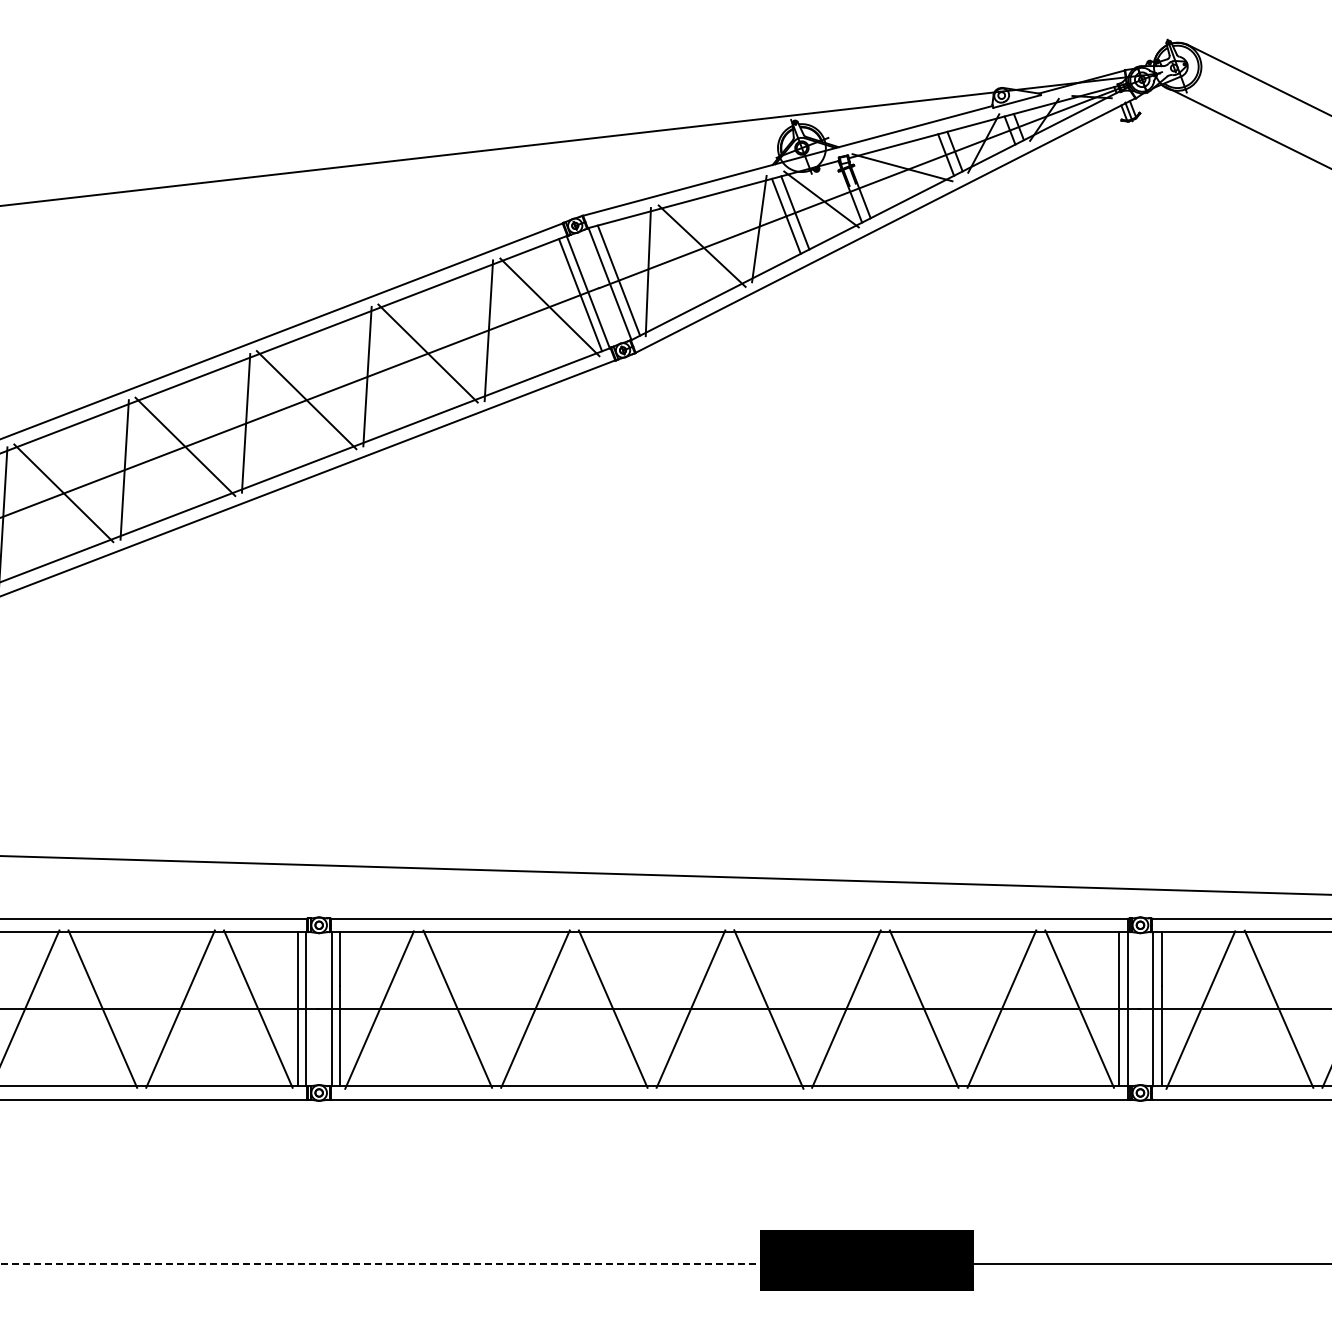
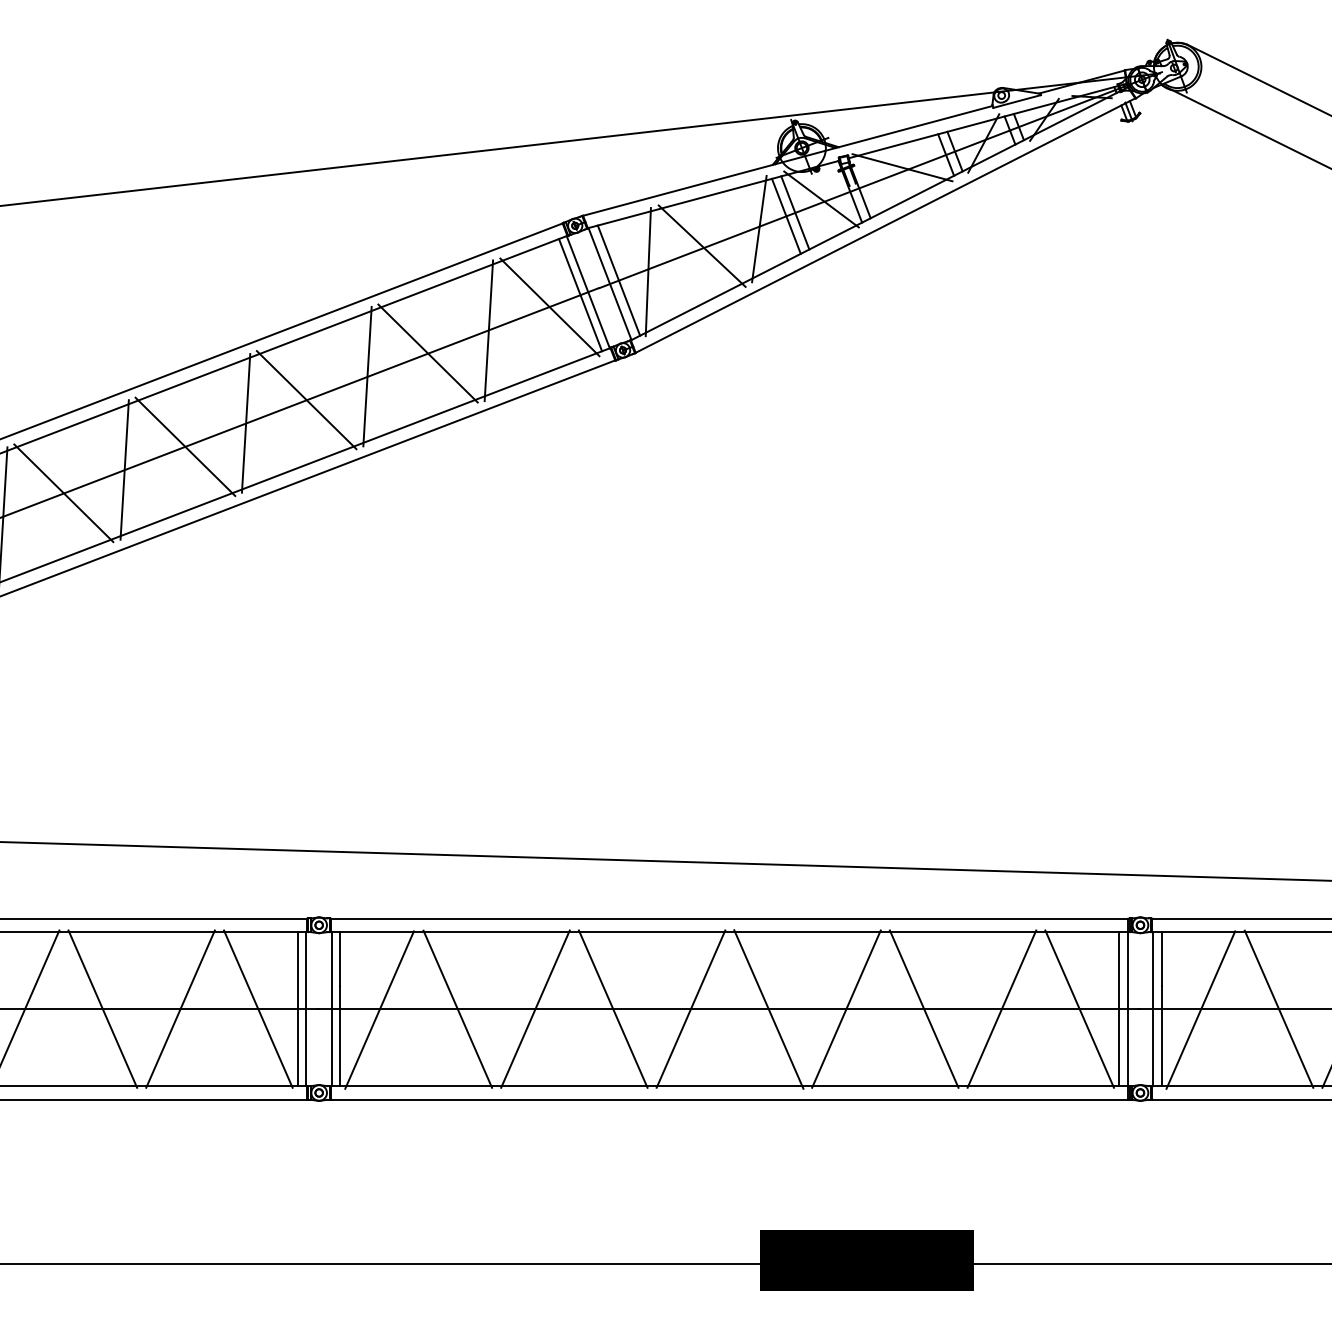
line position: (665, 875) -> (665, 861) (665, 861)
line: dashed -> solid (388, 1264)
